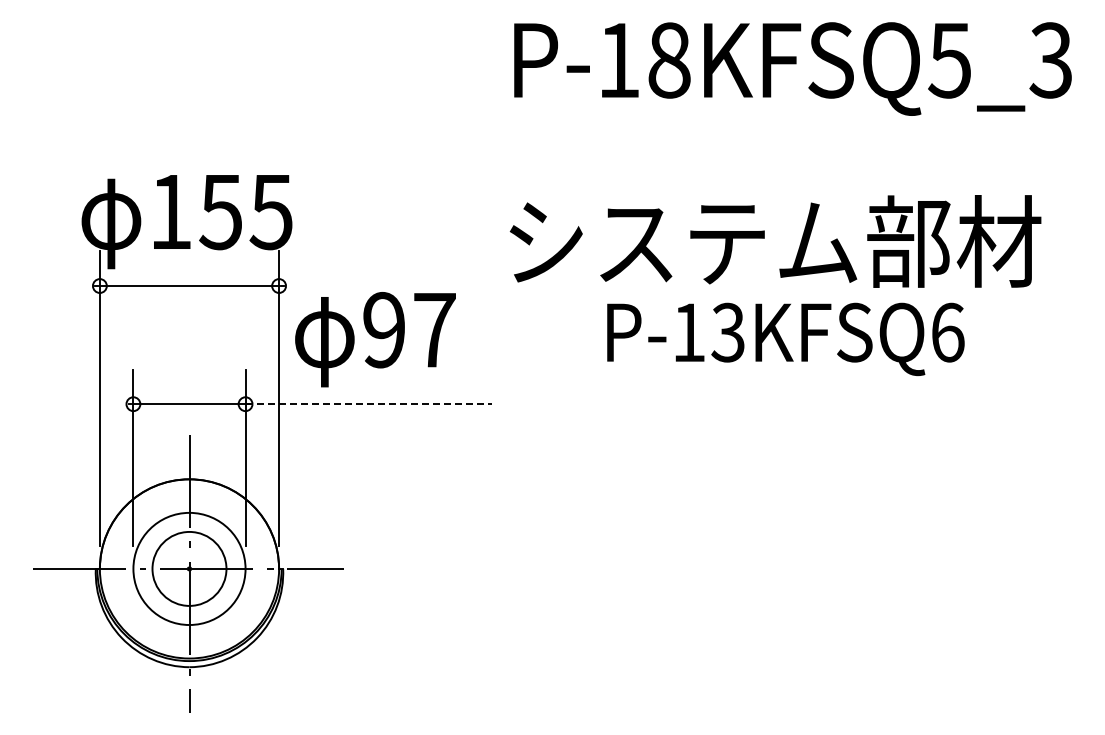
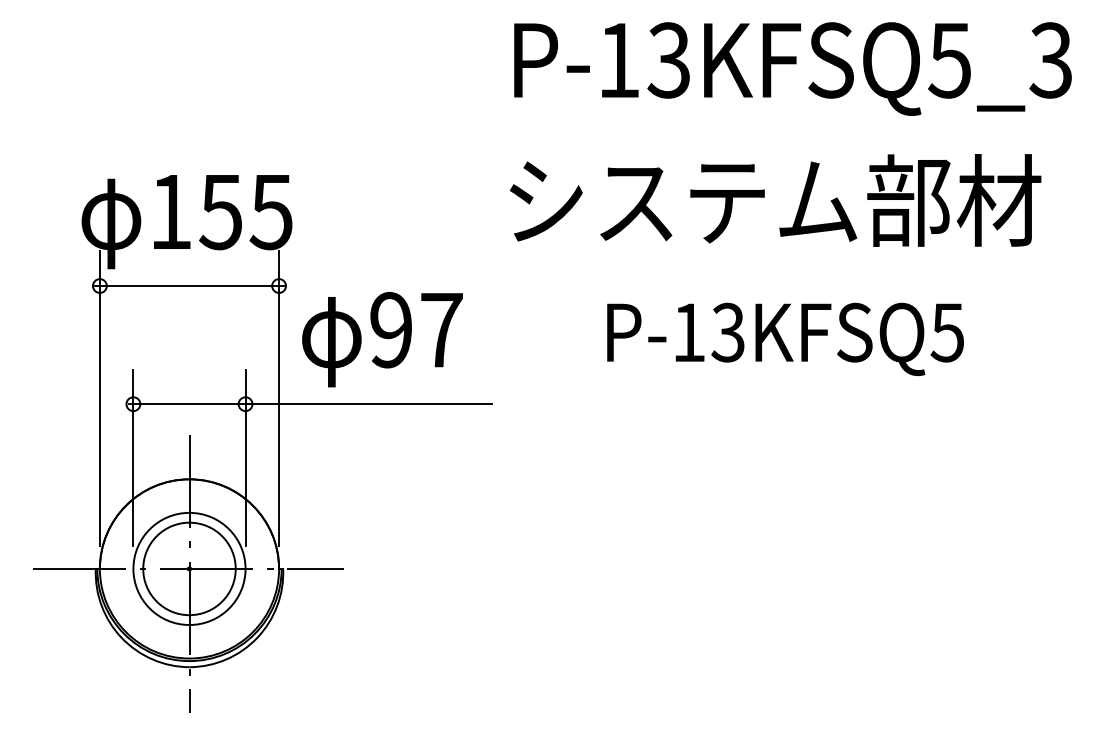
text: P-18KFSQ5_3 -> P-13KFSQ5_3 (668, 60)
text position: (775, 241) -> (775, 200) (775, 200)
text: P-13KFSQ6 -> P-13KFSQ5 (947, 332)
text position: (375, 339) -> (382, 339) (382, 339)
line: dashed -> solid (369, 404)
circle diameter: 74 px -> 92 px (189, 568)
